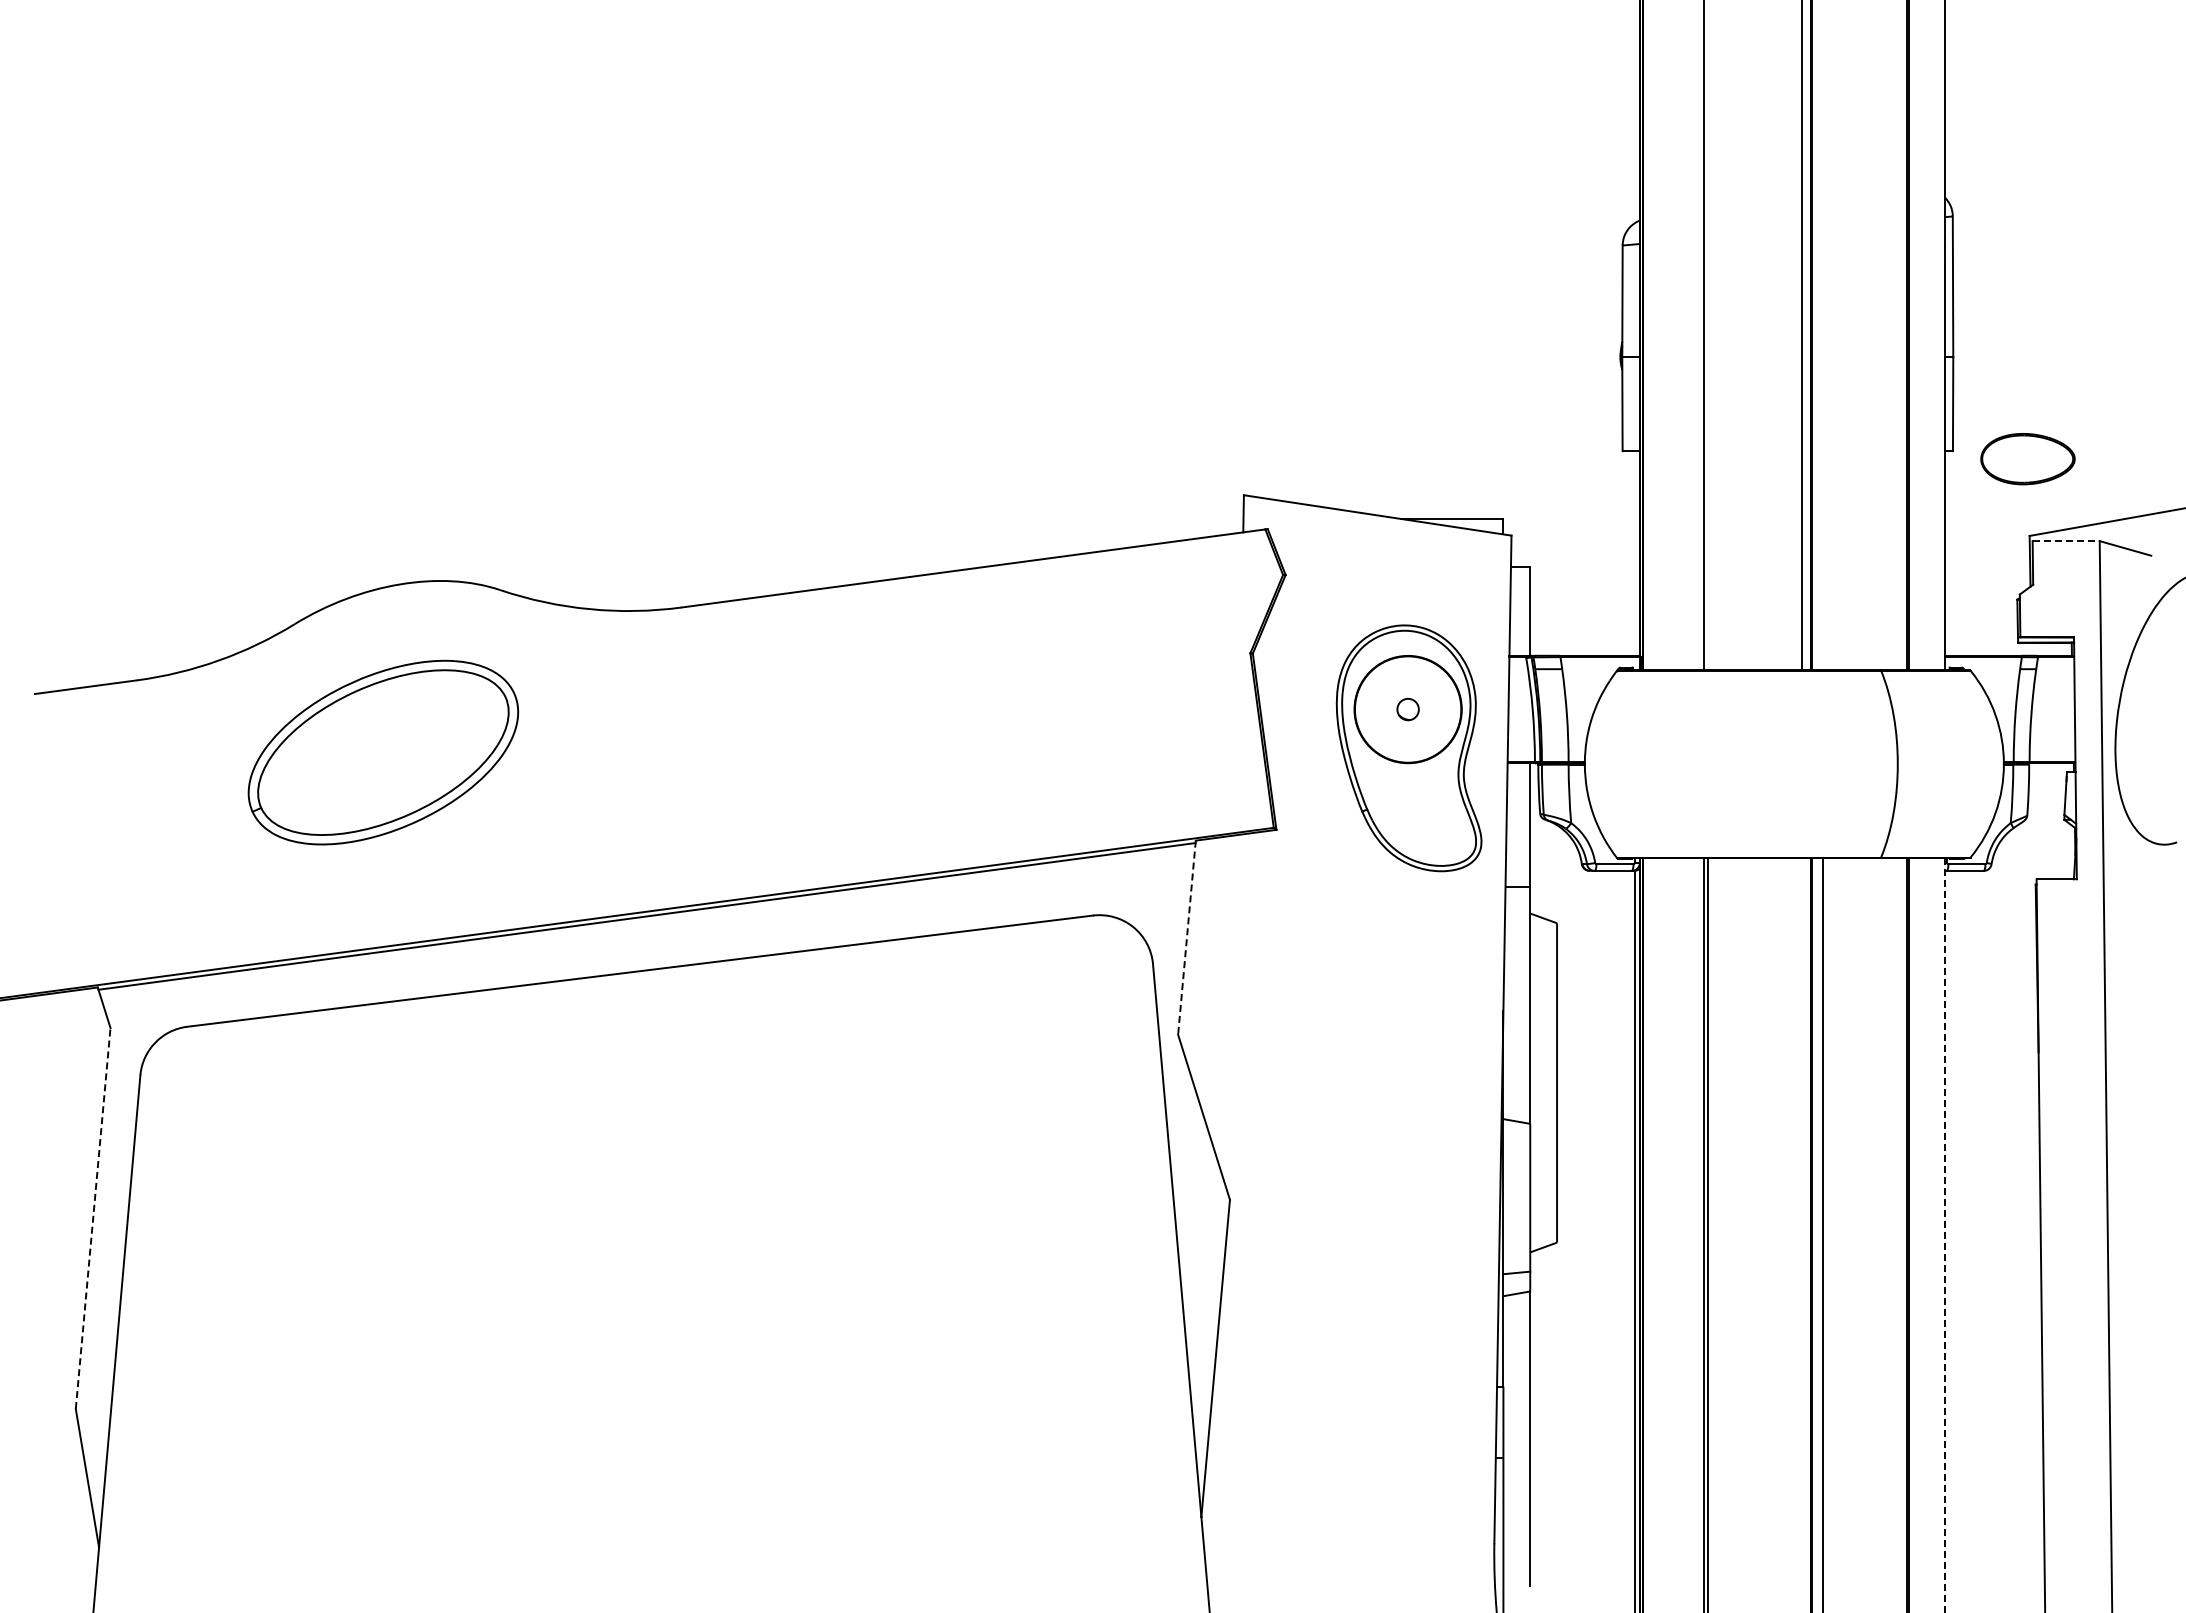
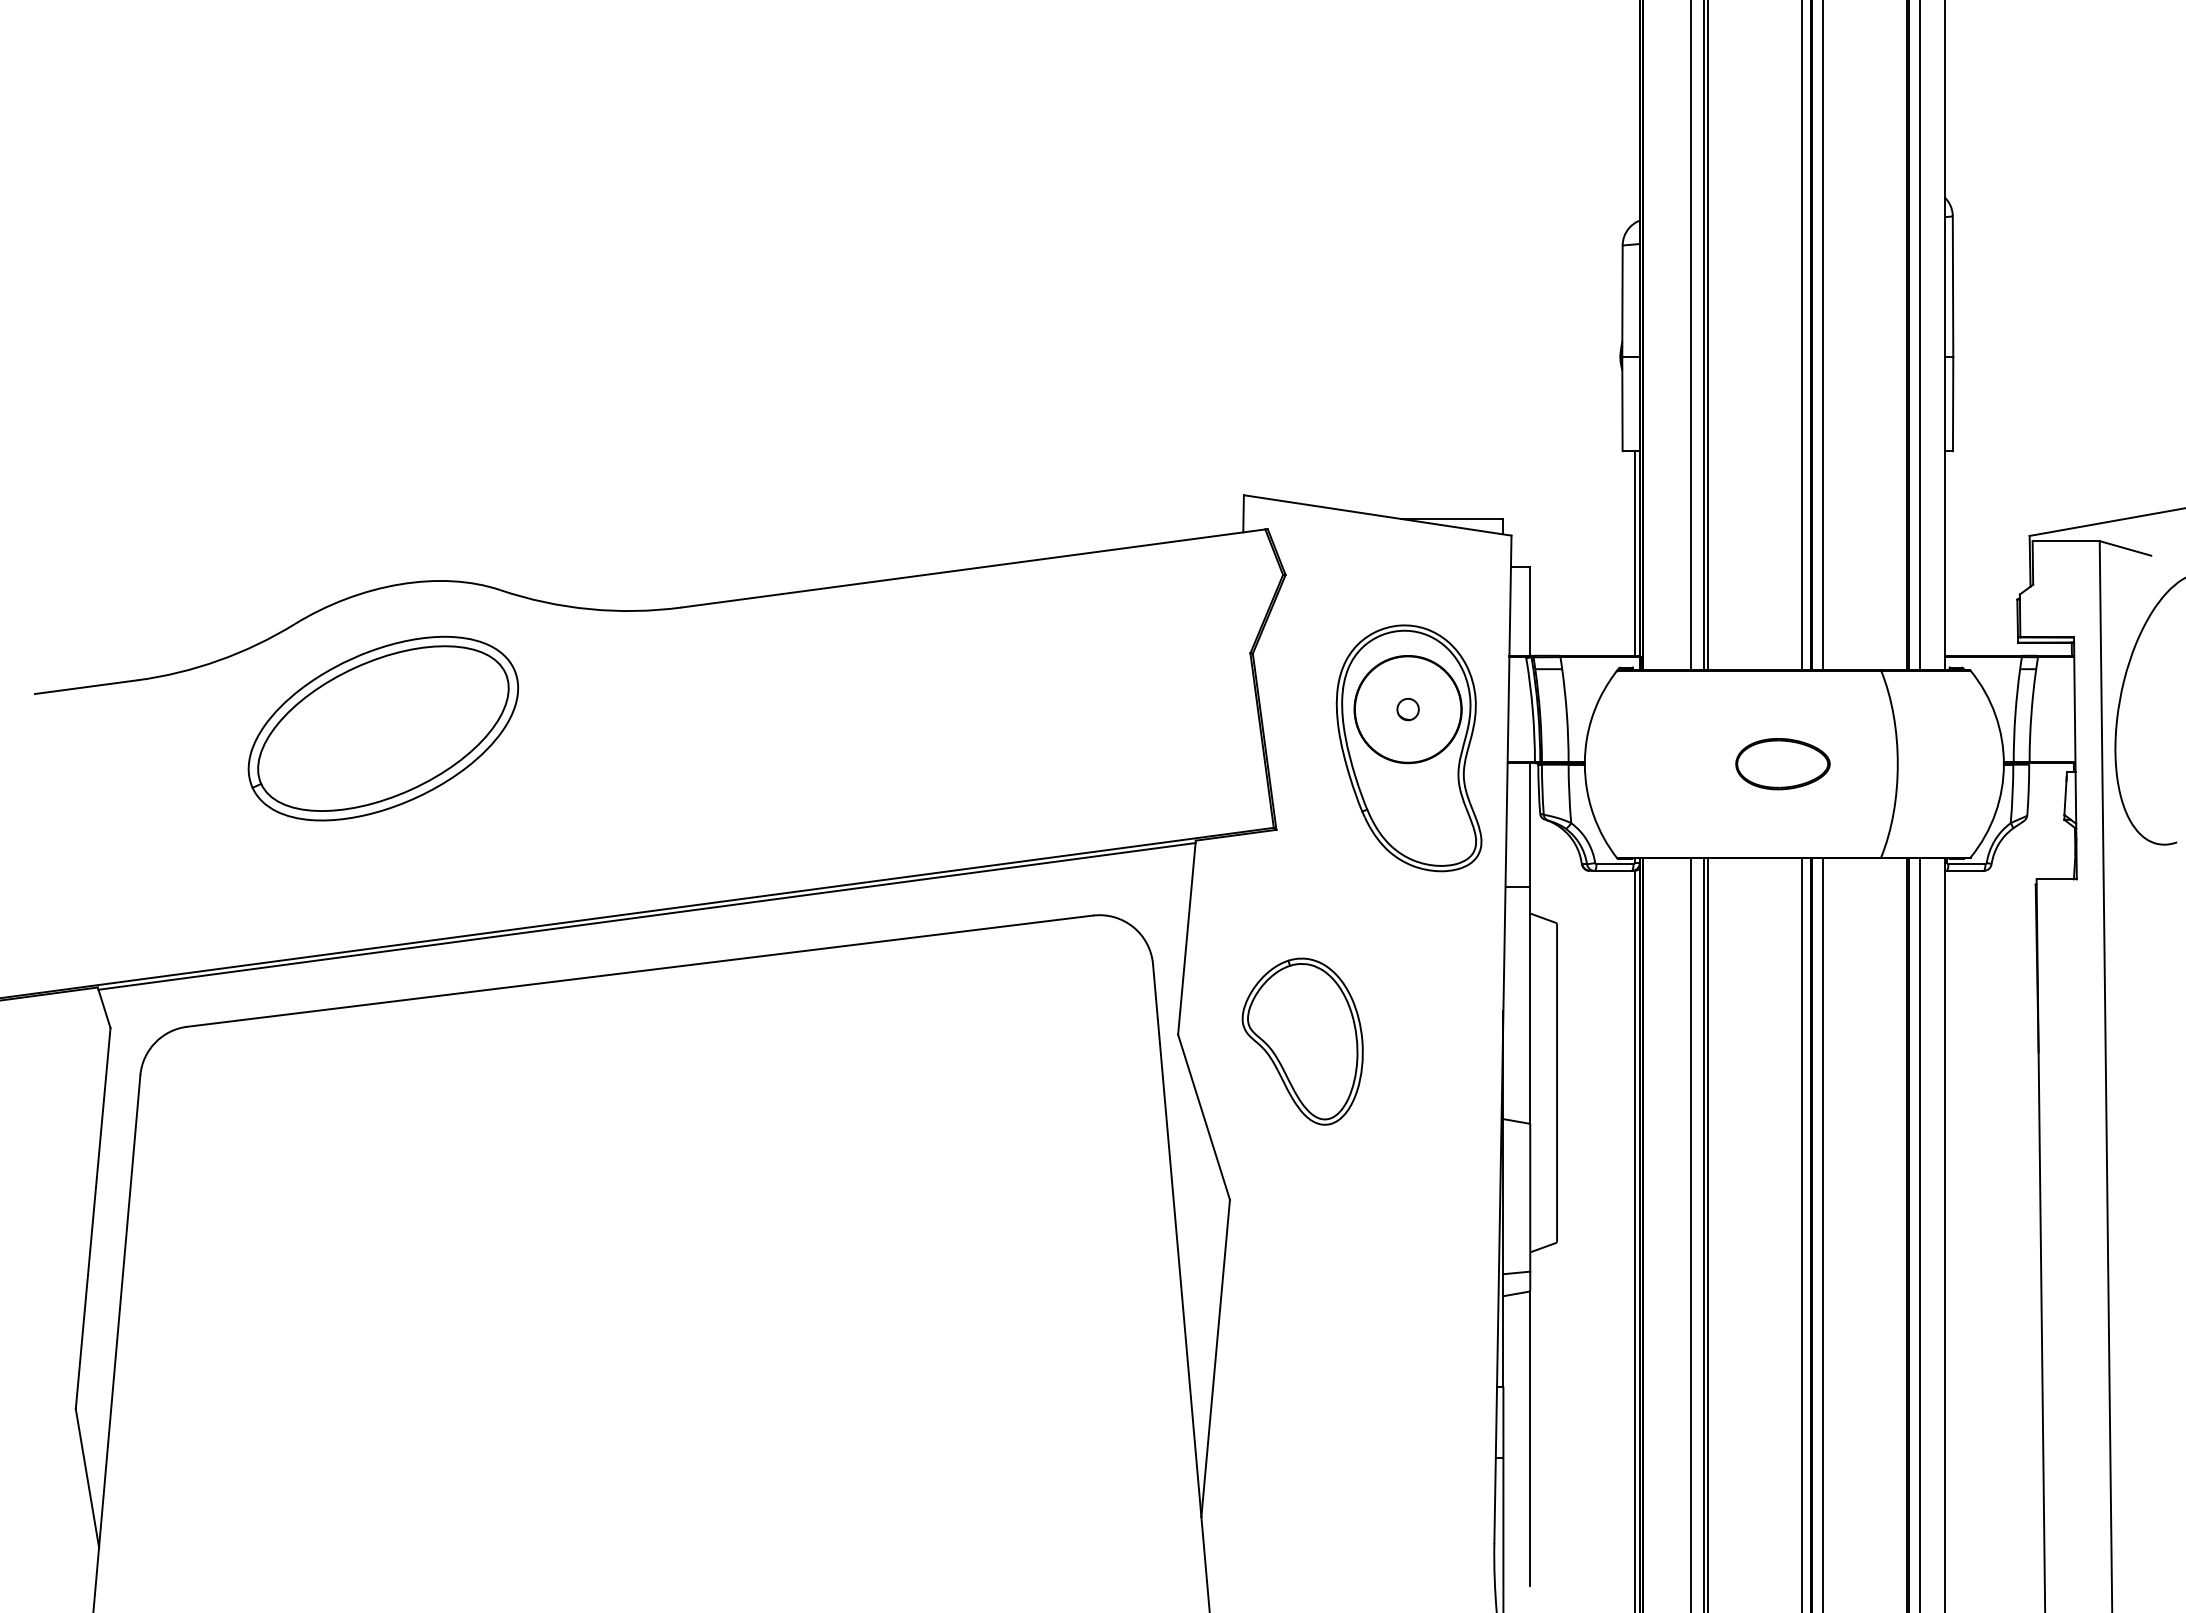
line: none -> present (1691, 336)
line: none -> present (1708, 336)
line: none -> present (1823, 336)
line: none -> present (1920, 336)
part position: (2027, 459) -> (1782, 764) (1782, 764)
line: dashed -> solid (2066, 541)
line: none -> present (1634, 553)
part position: (383, 752) -> (383, 728) (383, 728)
line: dashed -> solid (1186, 938)
part: none -> present (1302, 1041)
line: dashed -> solid (93, 1218)
line: none -> present (1691, 1233)
line: none -> present (1801, 1233)
line: none -> present (1920, 1233)
line: dashed -> solid (1945, 1235)
